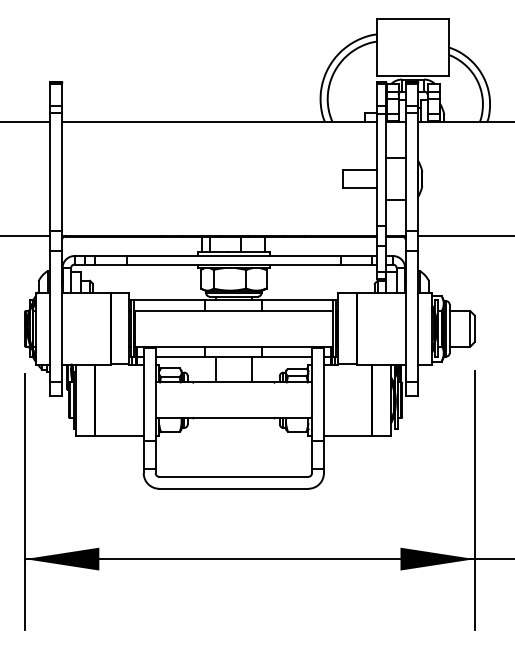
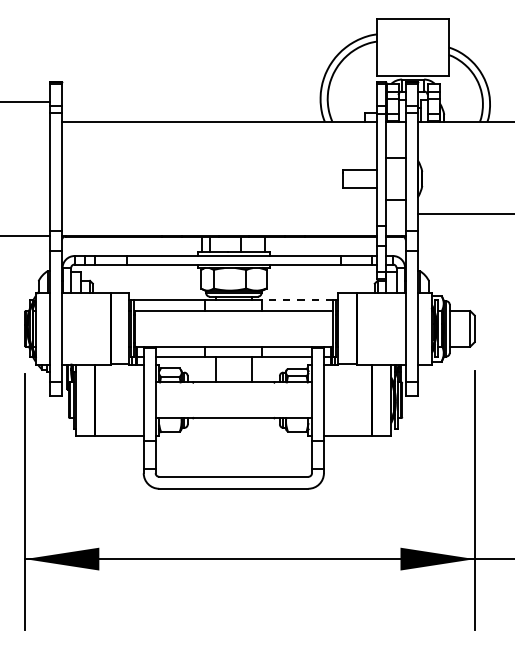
line position: (26, 121) -> (26, 101) (26, 101)
line position: (464, 236) -> (464, 214) (464, 214)
line: solid -> dashed (297, 300)
